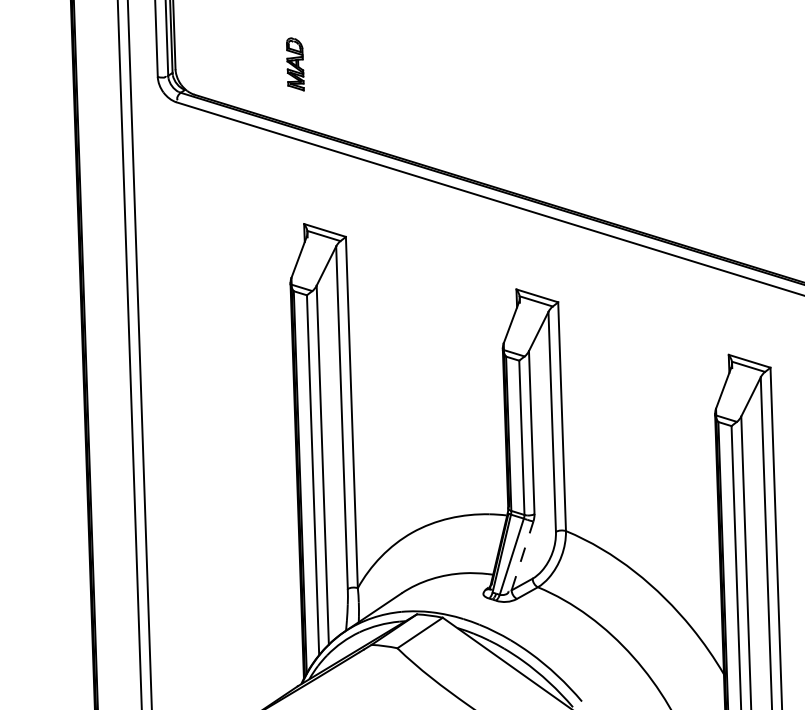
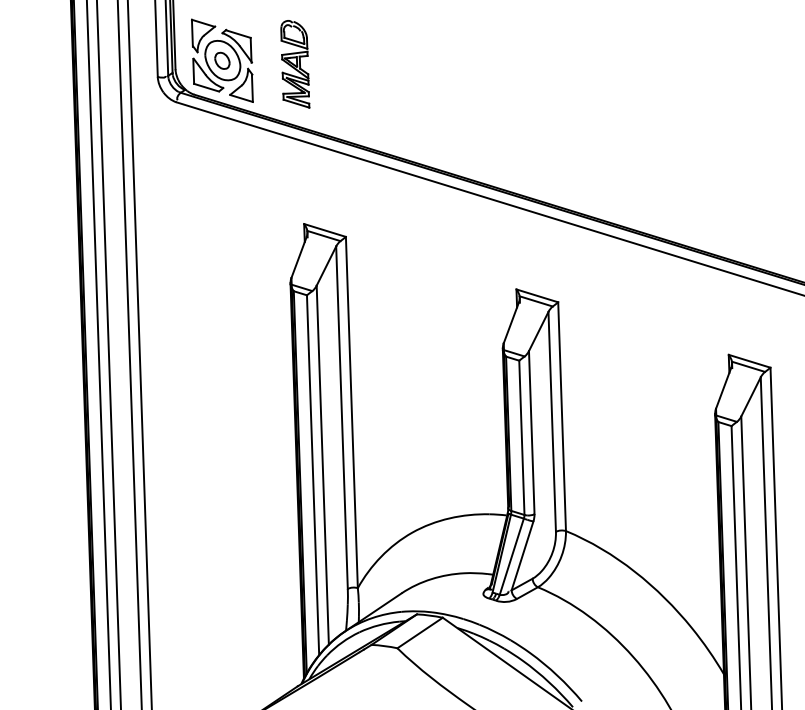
part: none -> present (222, 60)
part size: 19x55 px -> 31x89 px (295, 64)
line: none -> present (98, 354)
line: none -> present (108, 354)
line: dashed -> solid (522, 555)
